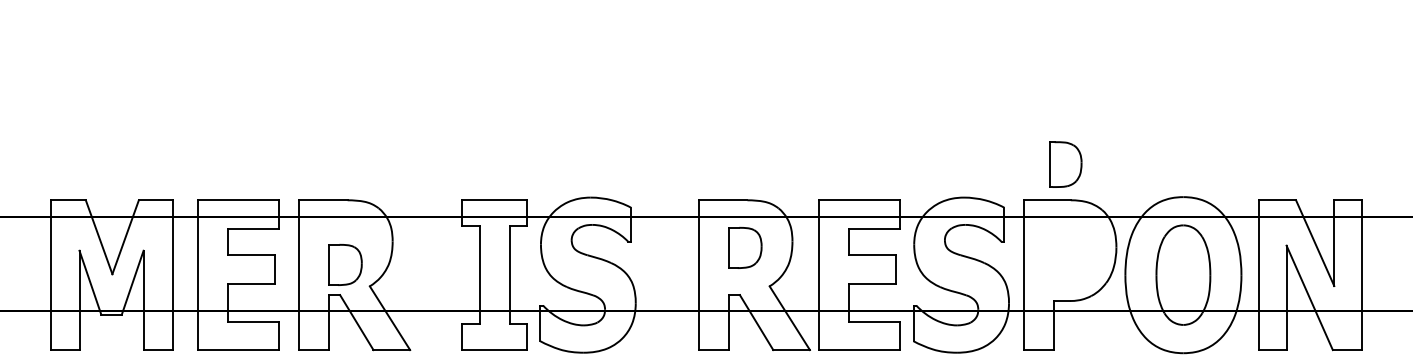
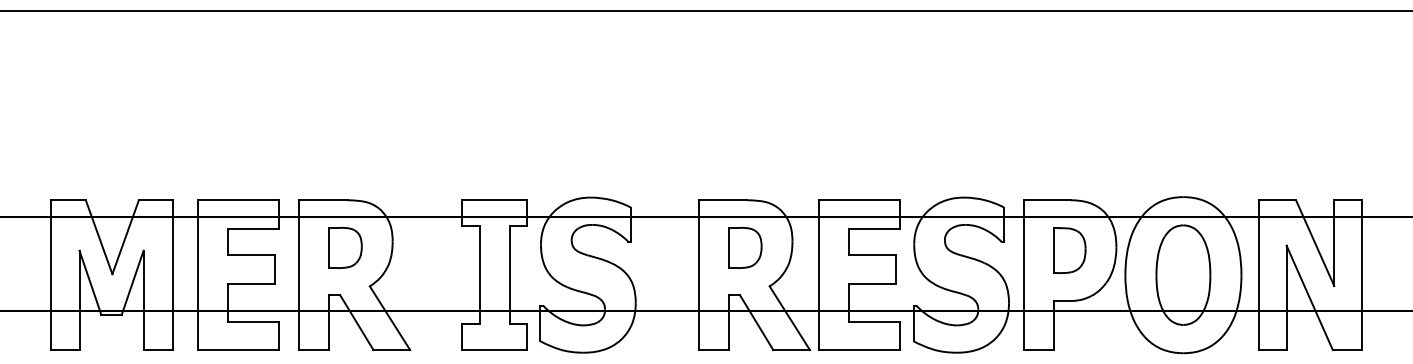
line: none -> present (705, 10)
part position: (1065, 164) -> (1069, 250) (1069, 250)
part position: (345, 264) -> (345, 247) (345, 247)
